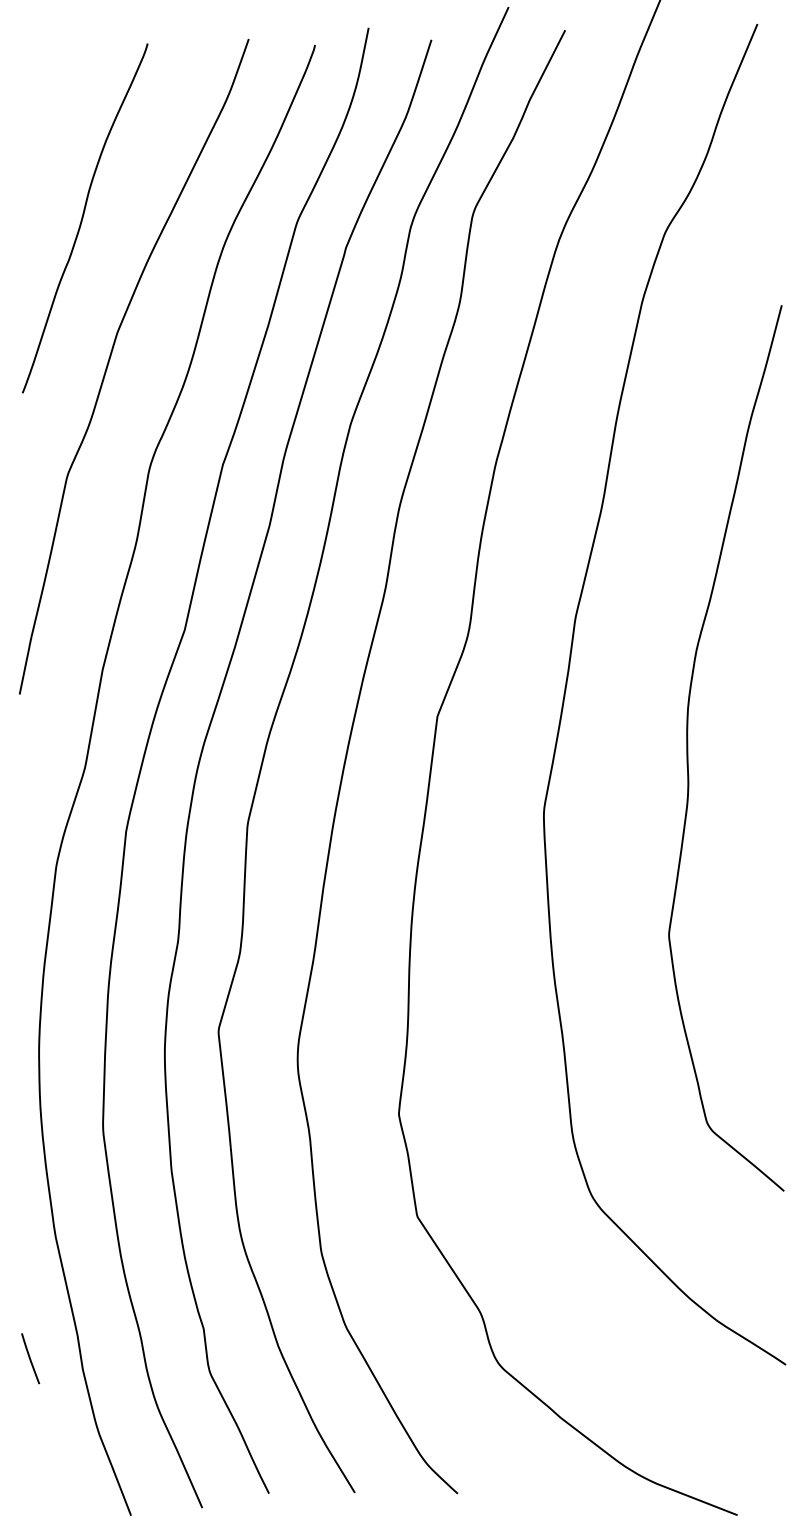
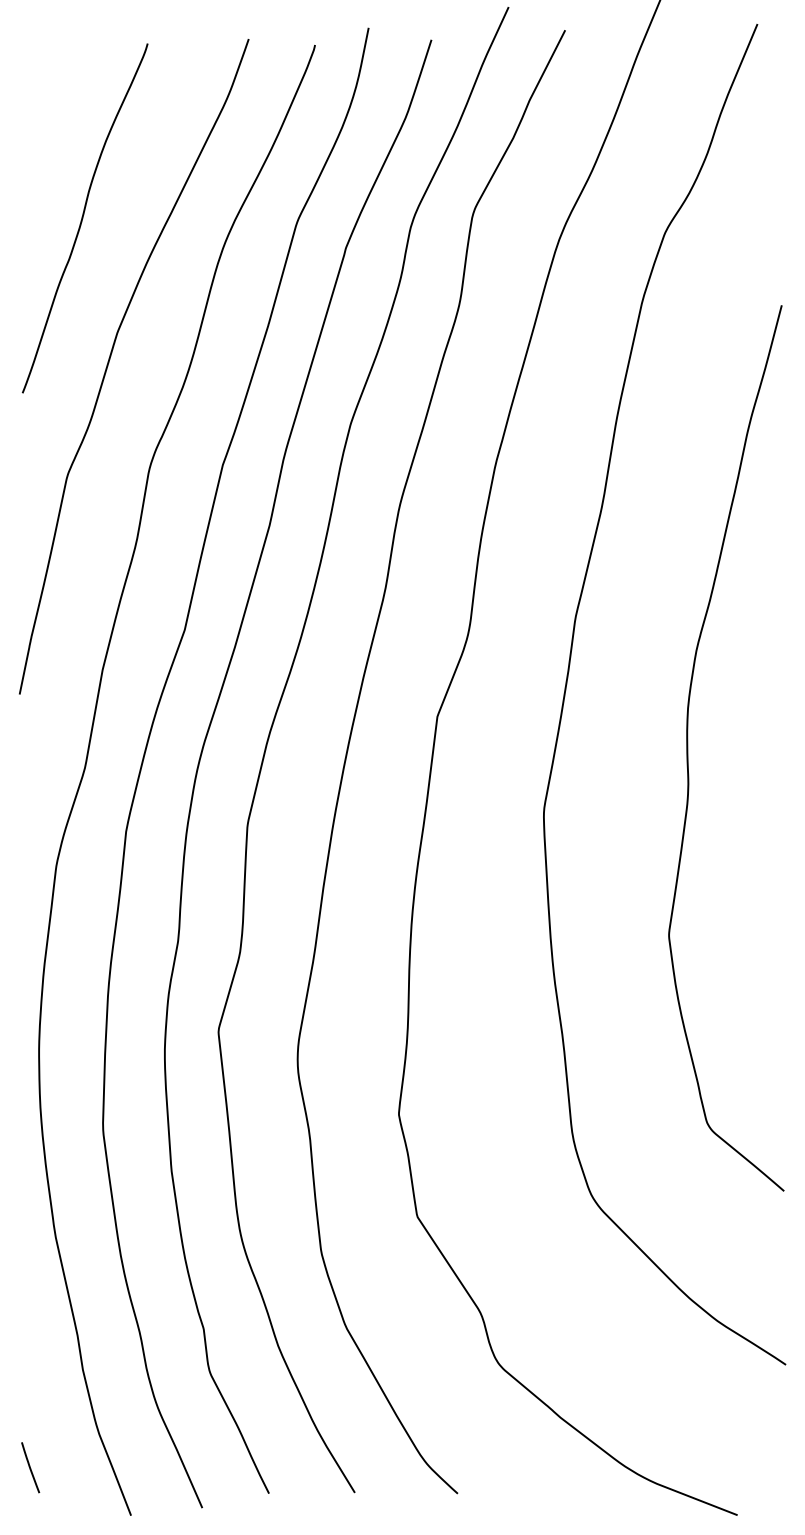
line position: (30, 1358) -> (30, 1467) (30, 1467)
